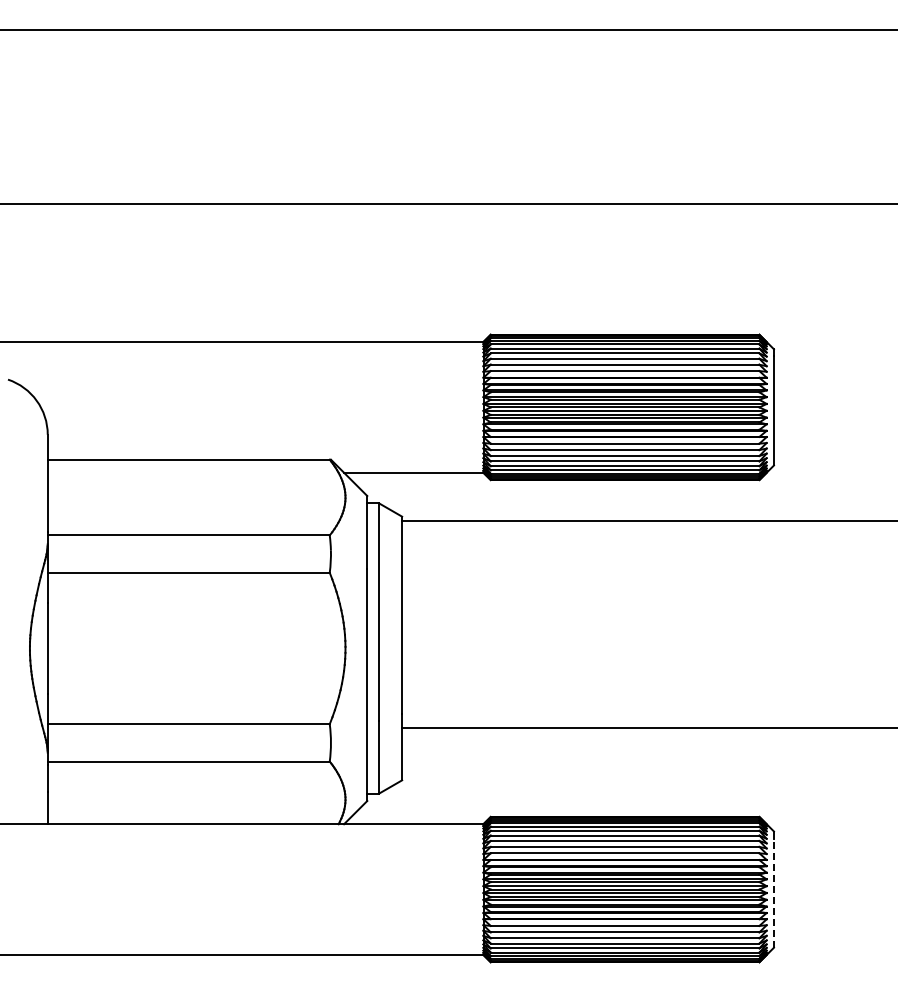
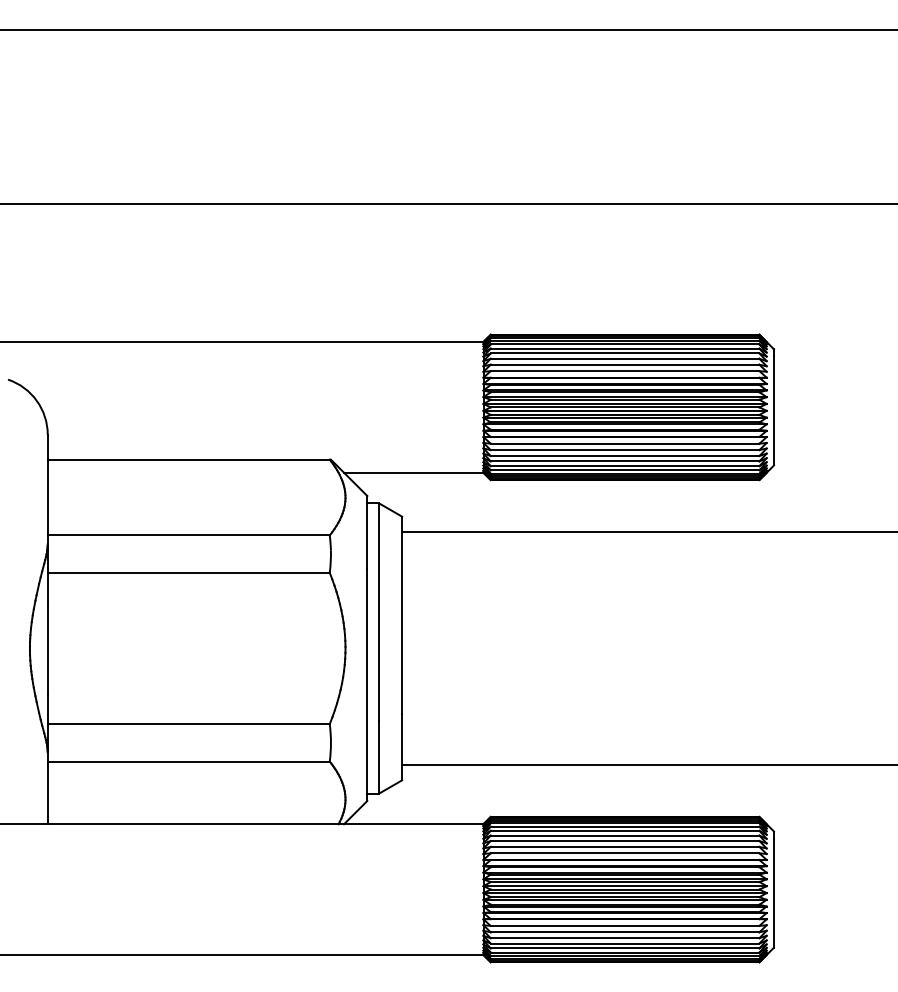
line position: (648, 521) -> (648, 532) (648, 532)
line position: (648, 727) -> (648, 764) (648, 764)
line: dashed -> solid (773, 893)
